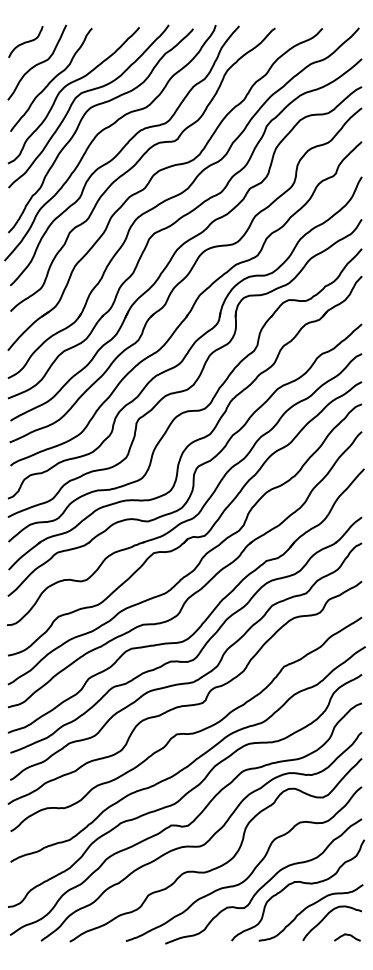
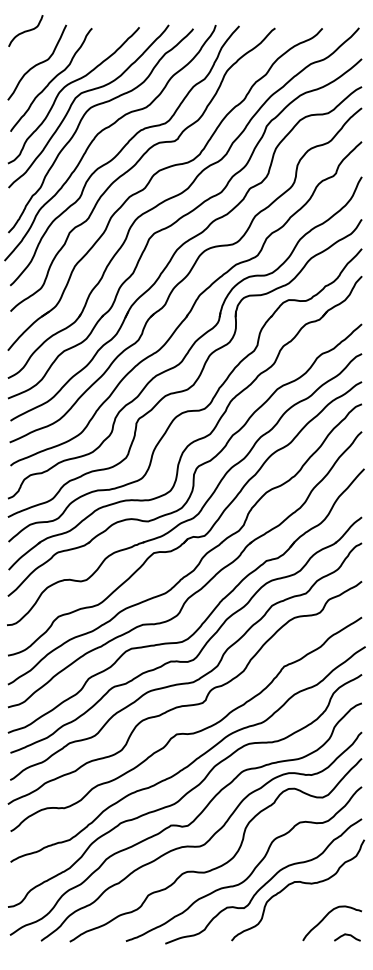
curve position: (25, 41) -> (25, 30) (25, 30)
curve: present -> none (307, 908)
